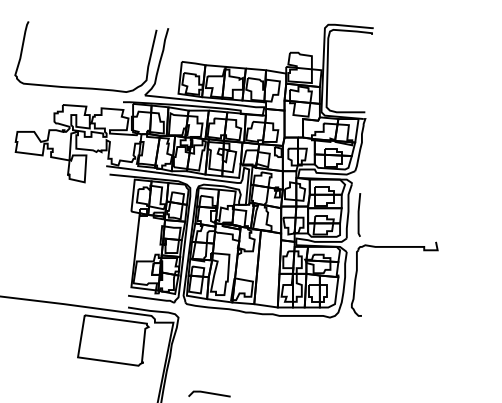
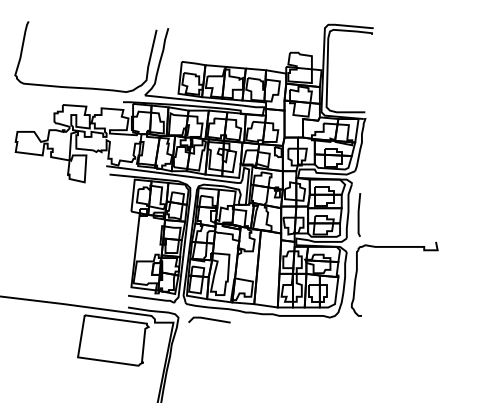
curve position: (209, 393) -> (209, 319) (209, 319)
